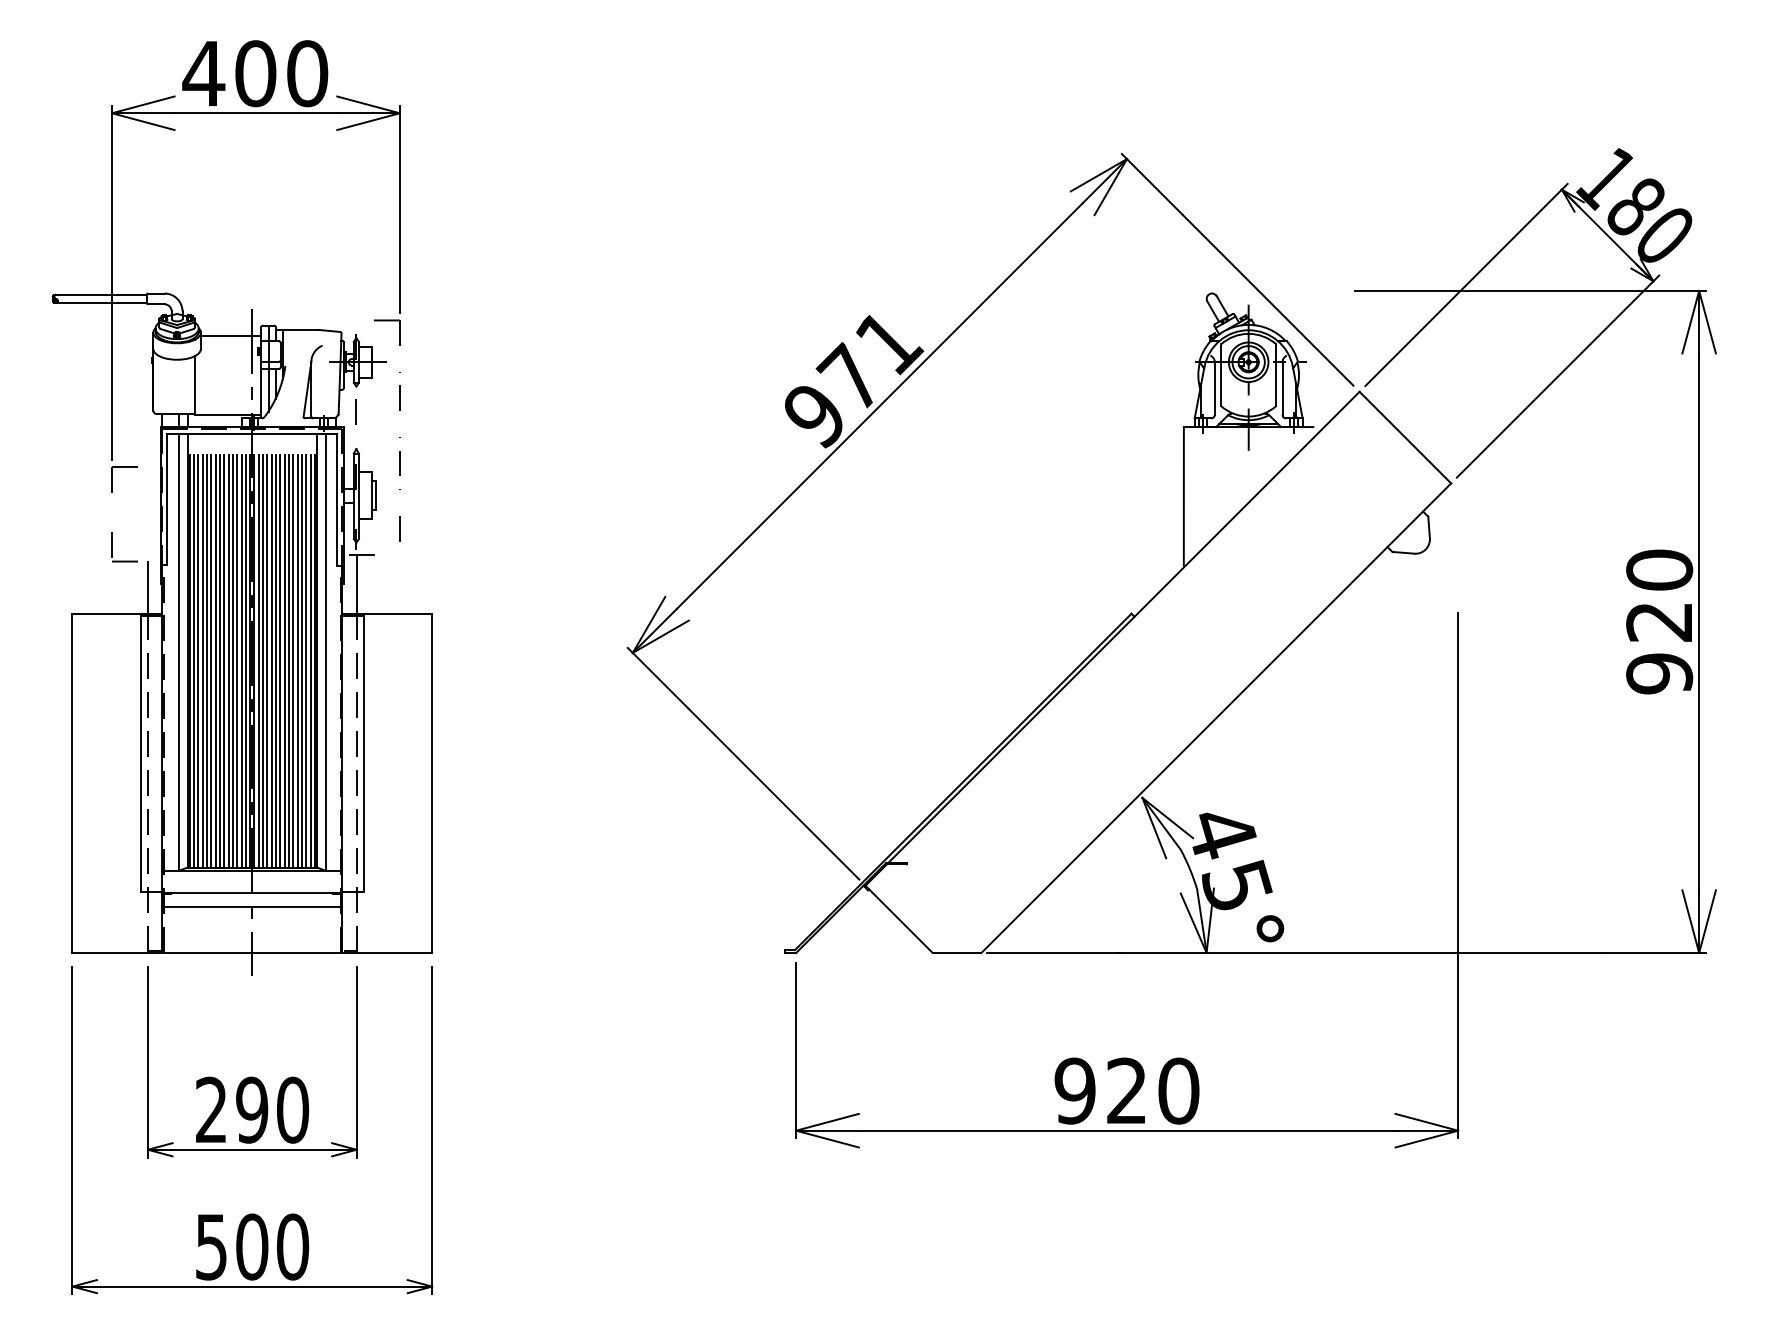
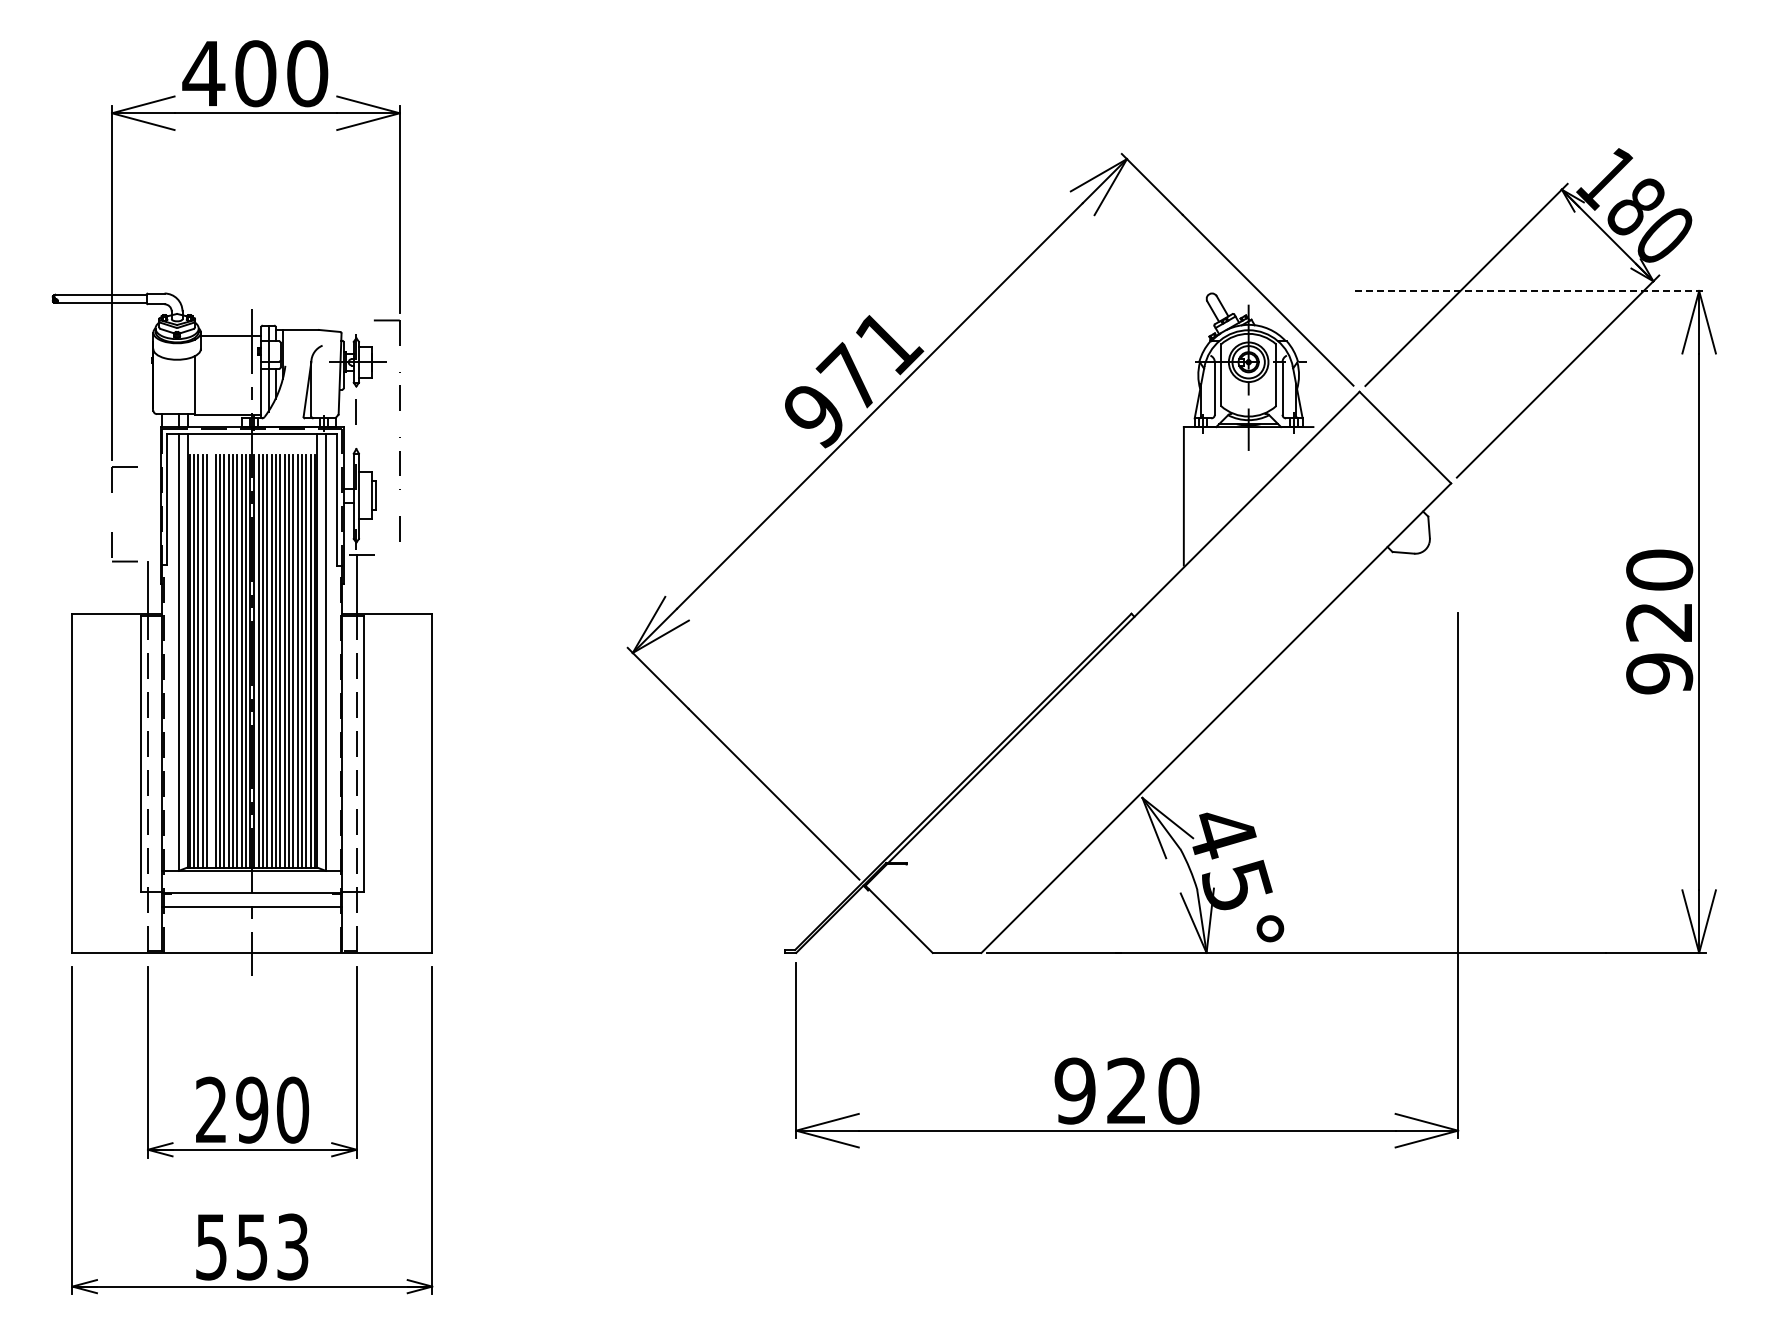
line: solid -> dashed (1530, 290)
line: present -> none (211, 660)
text: 500 -> 553 (272, 1246)
